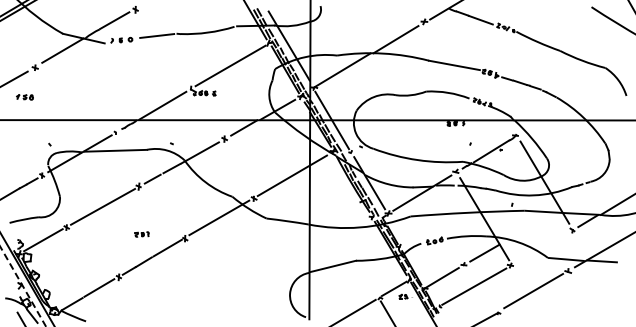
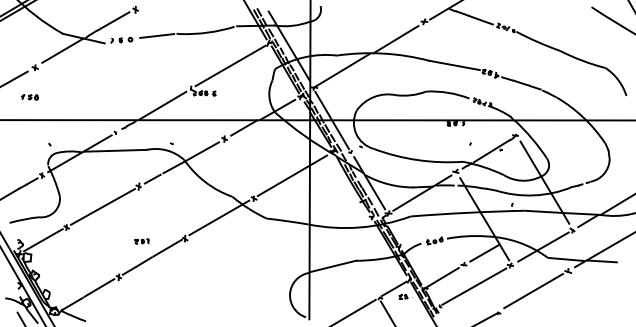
part position: (24, 97) -> (29, 97) (29, 97)
part position: (141, 234) -> (141, 241) (141, 241)
line: none -> present (543, 246)
line: dashed -> solid (23, 286)
